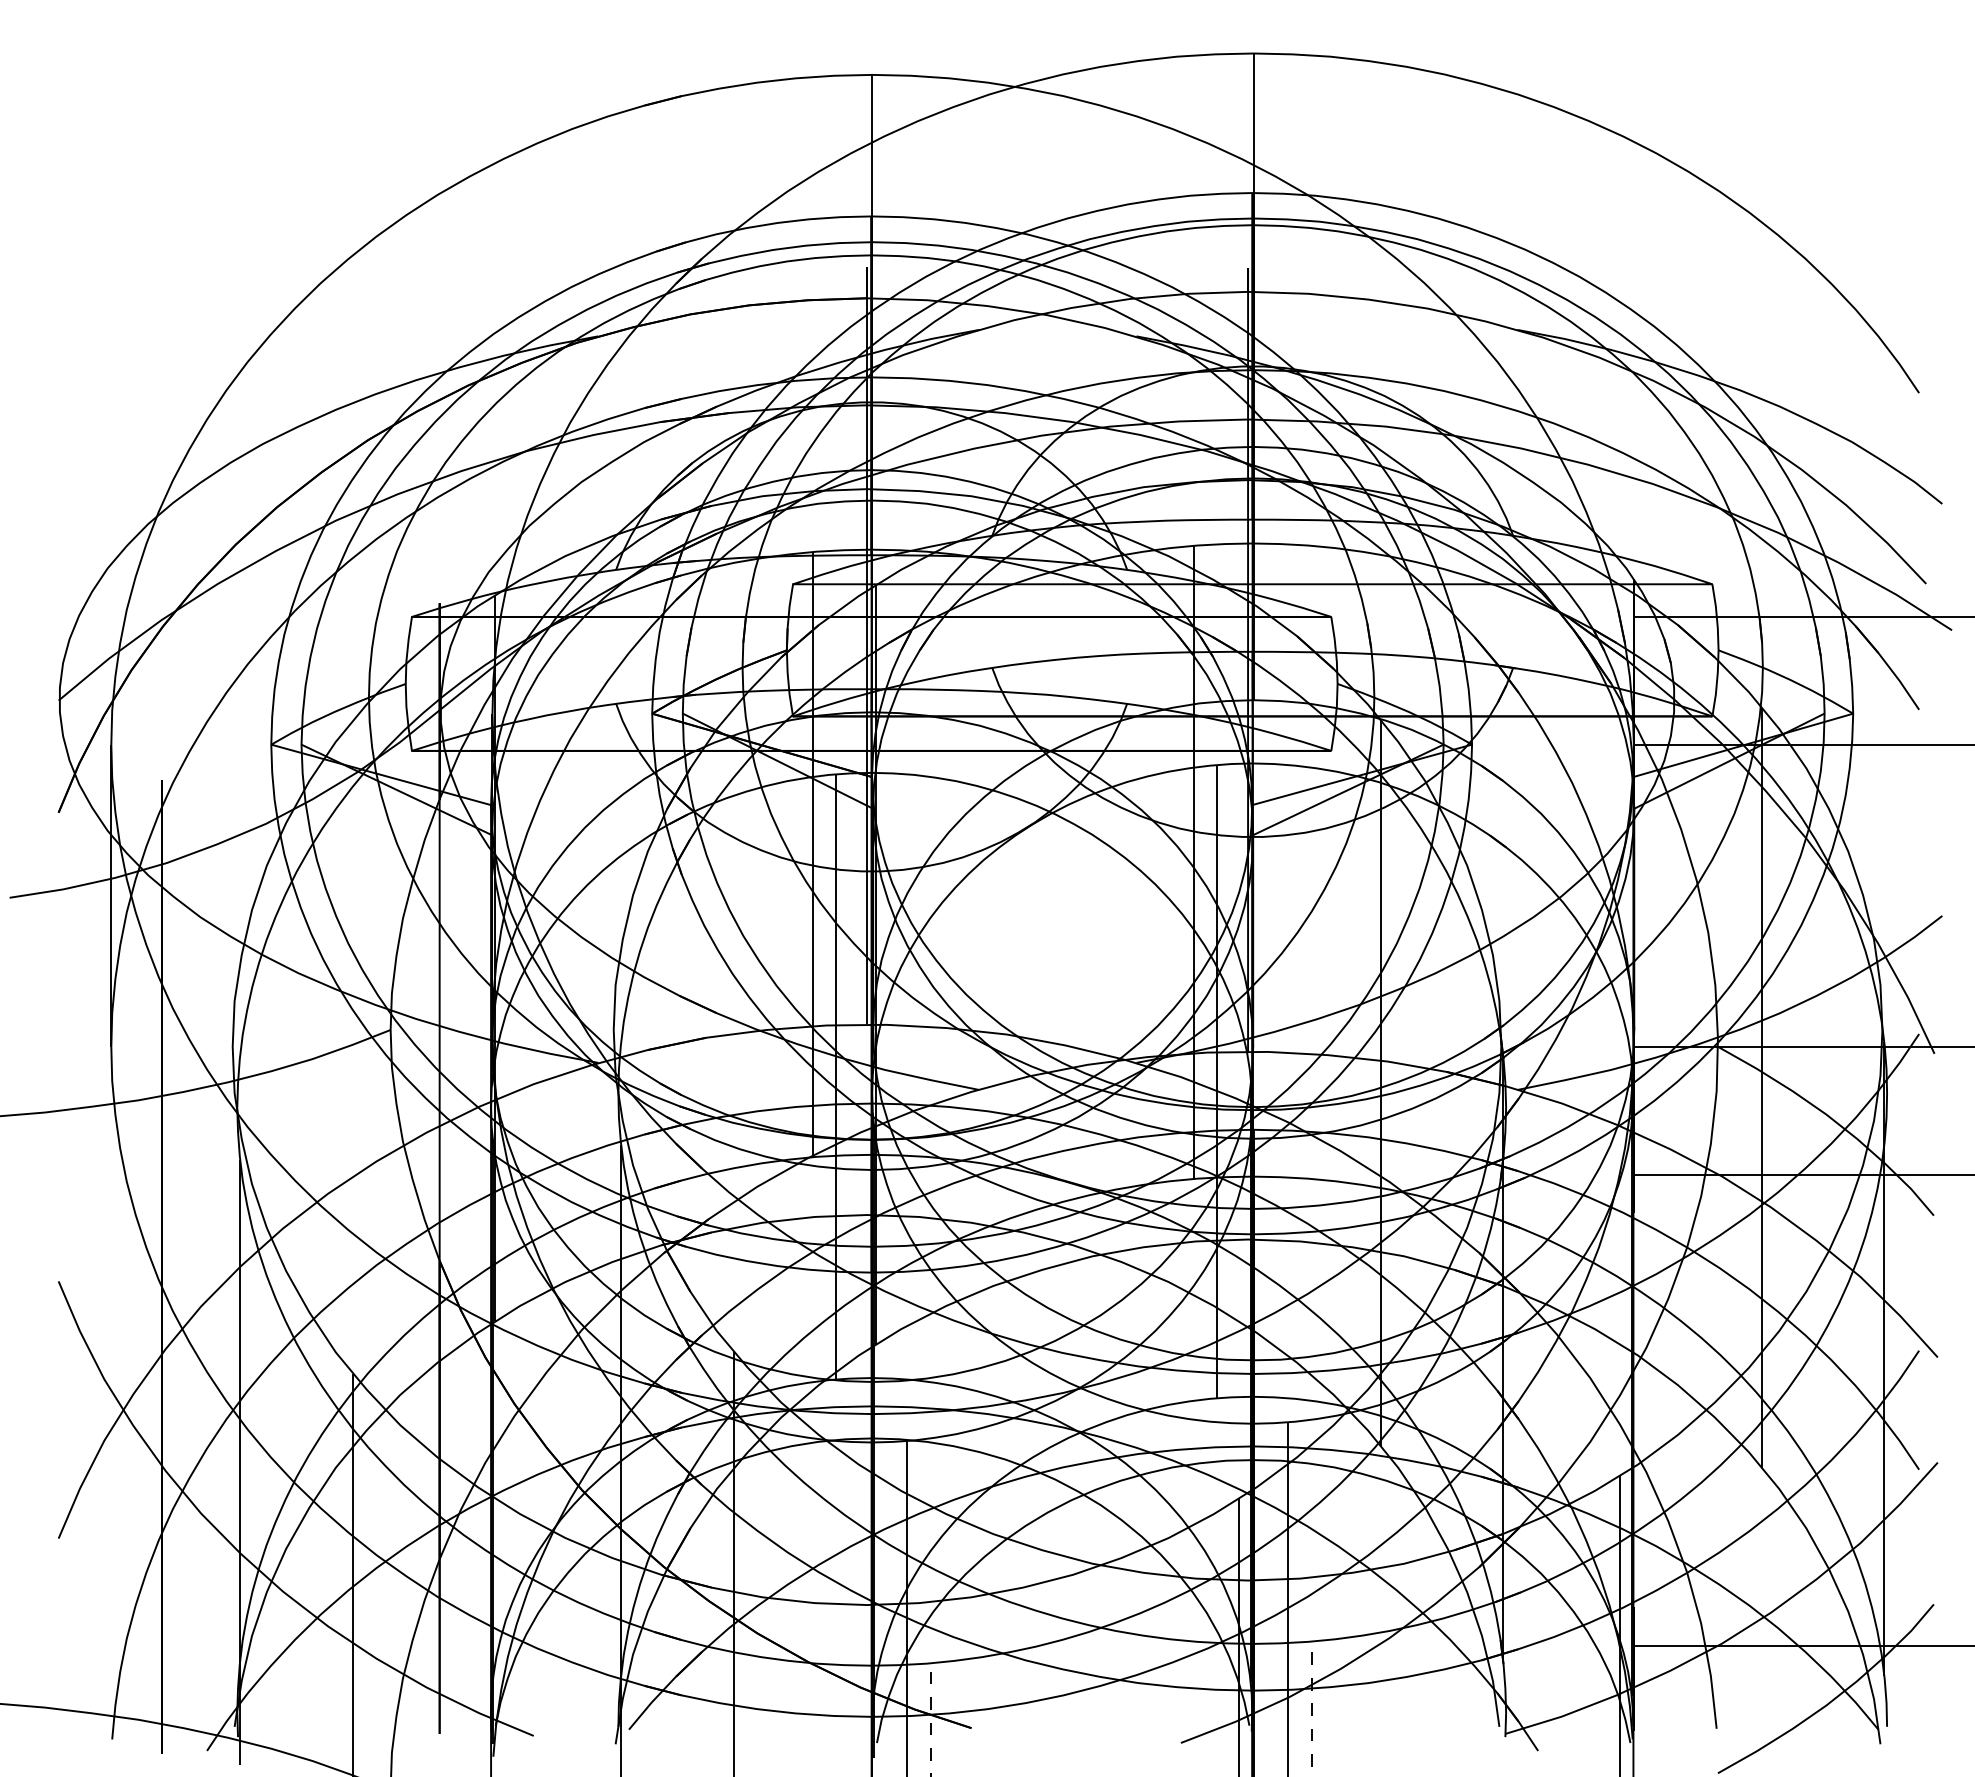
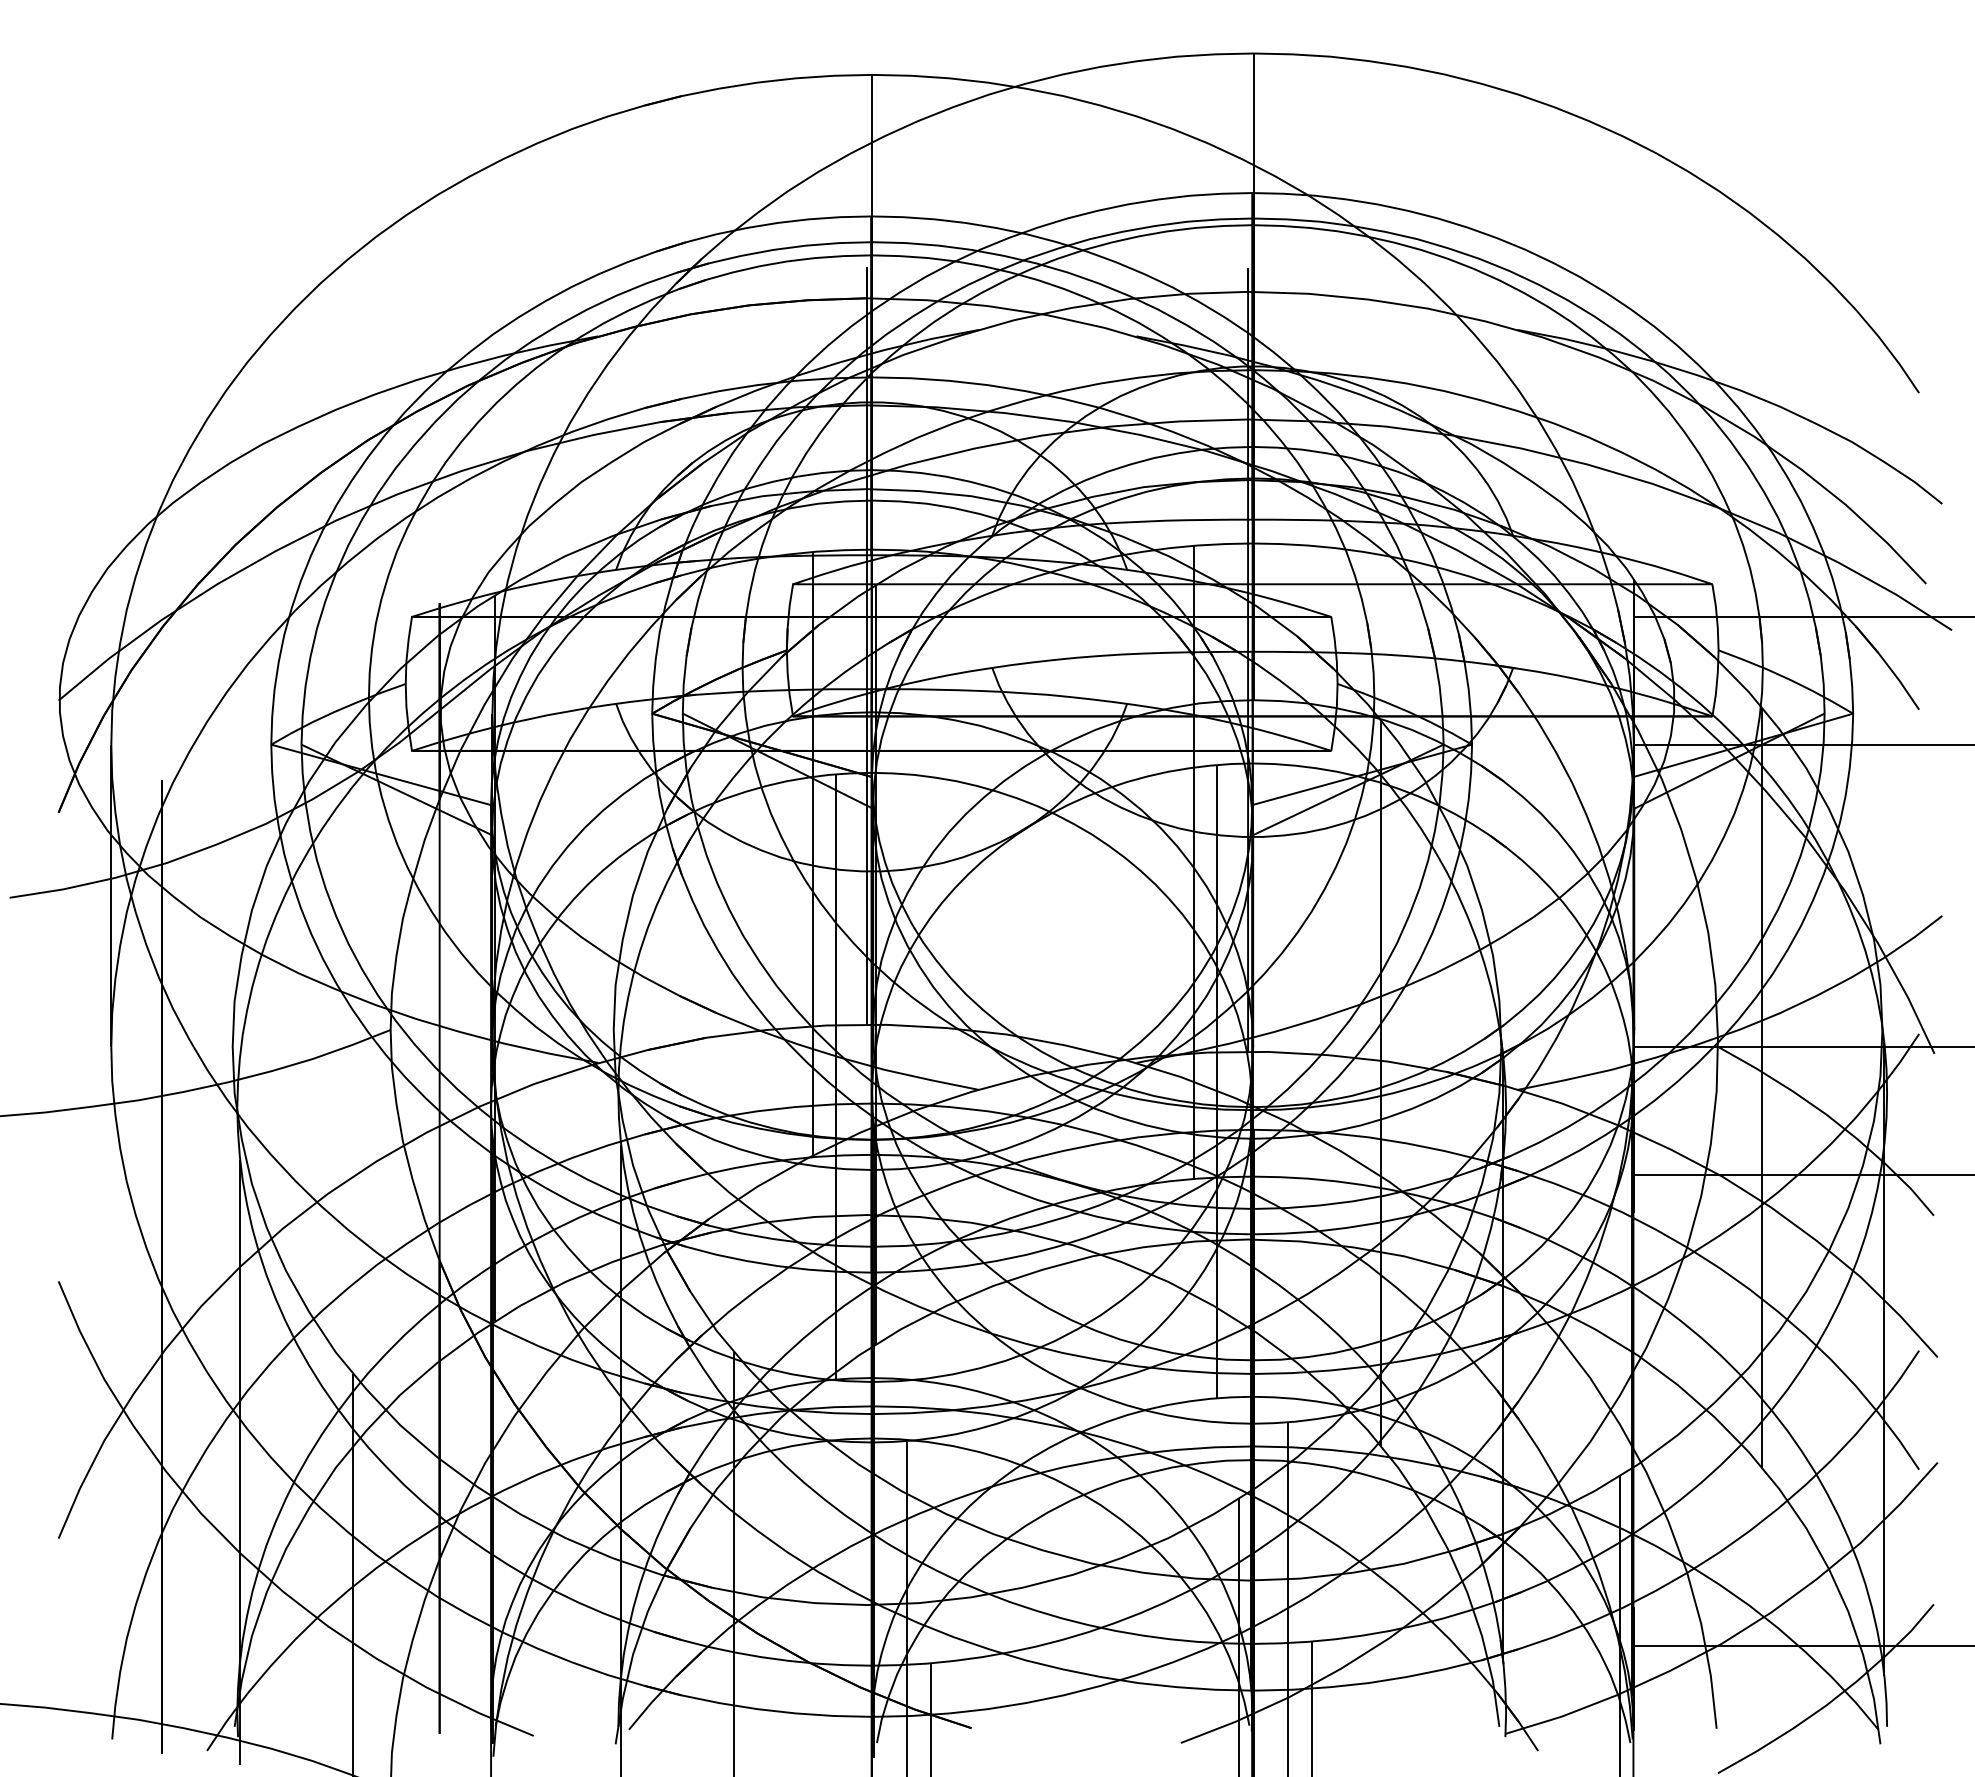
line: dashed -> solid (1311, 1708)
line: dashed -> solid (930, 1719)
